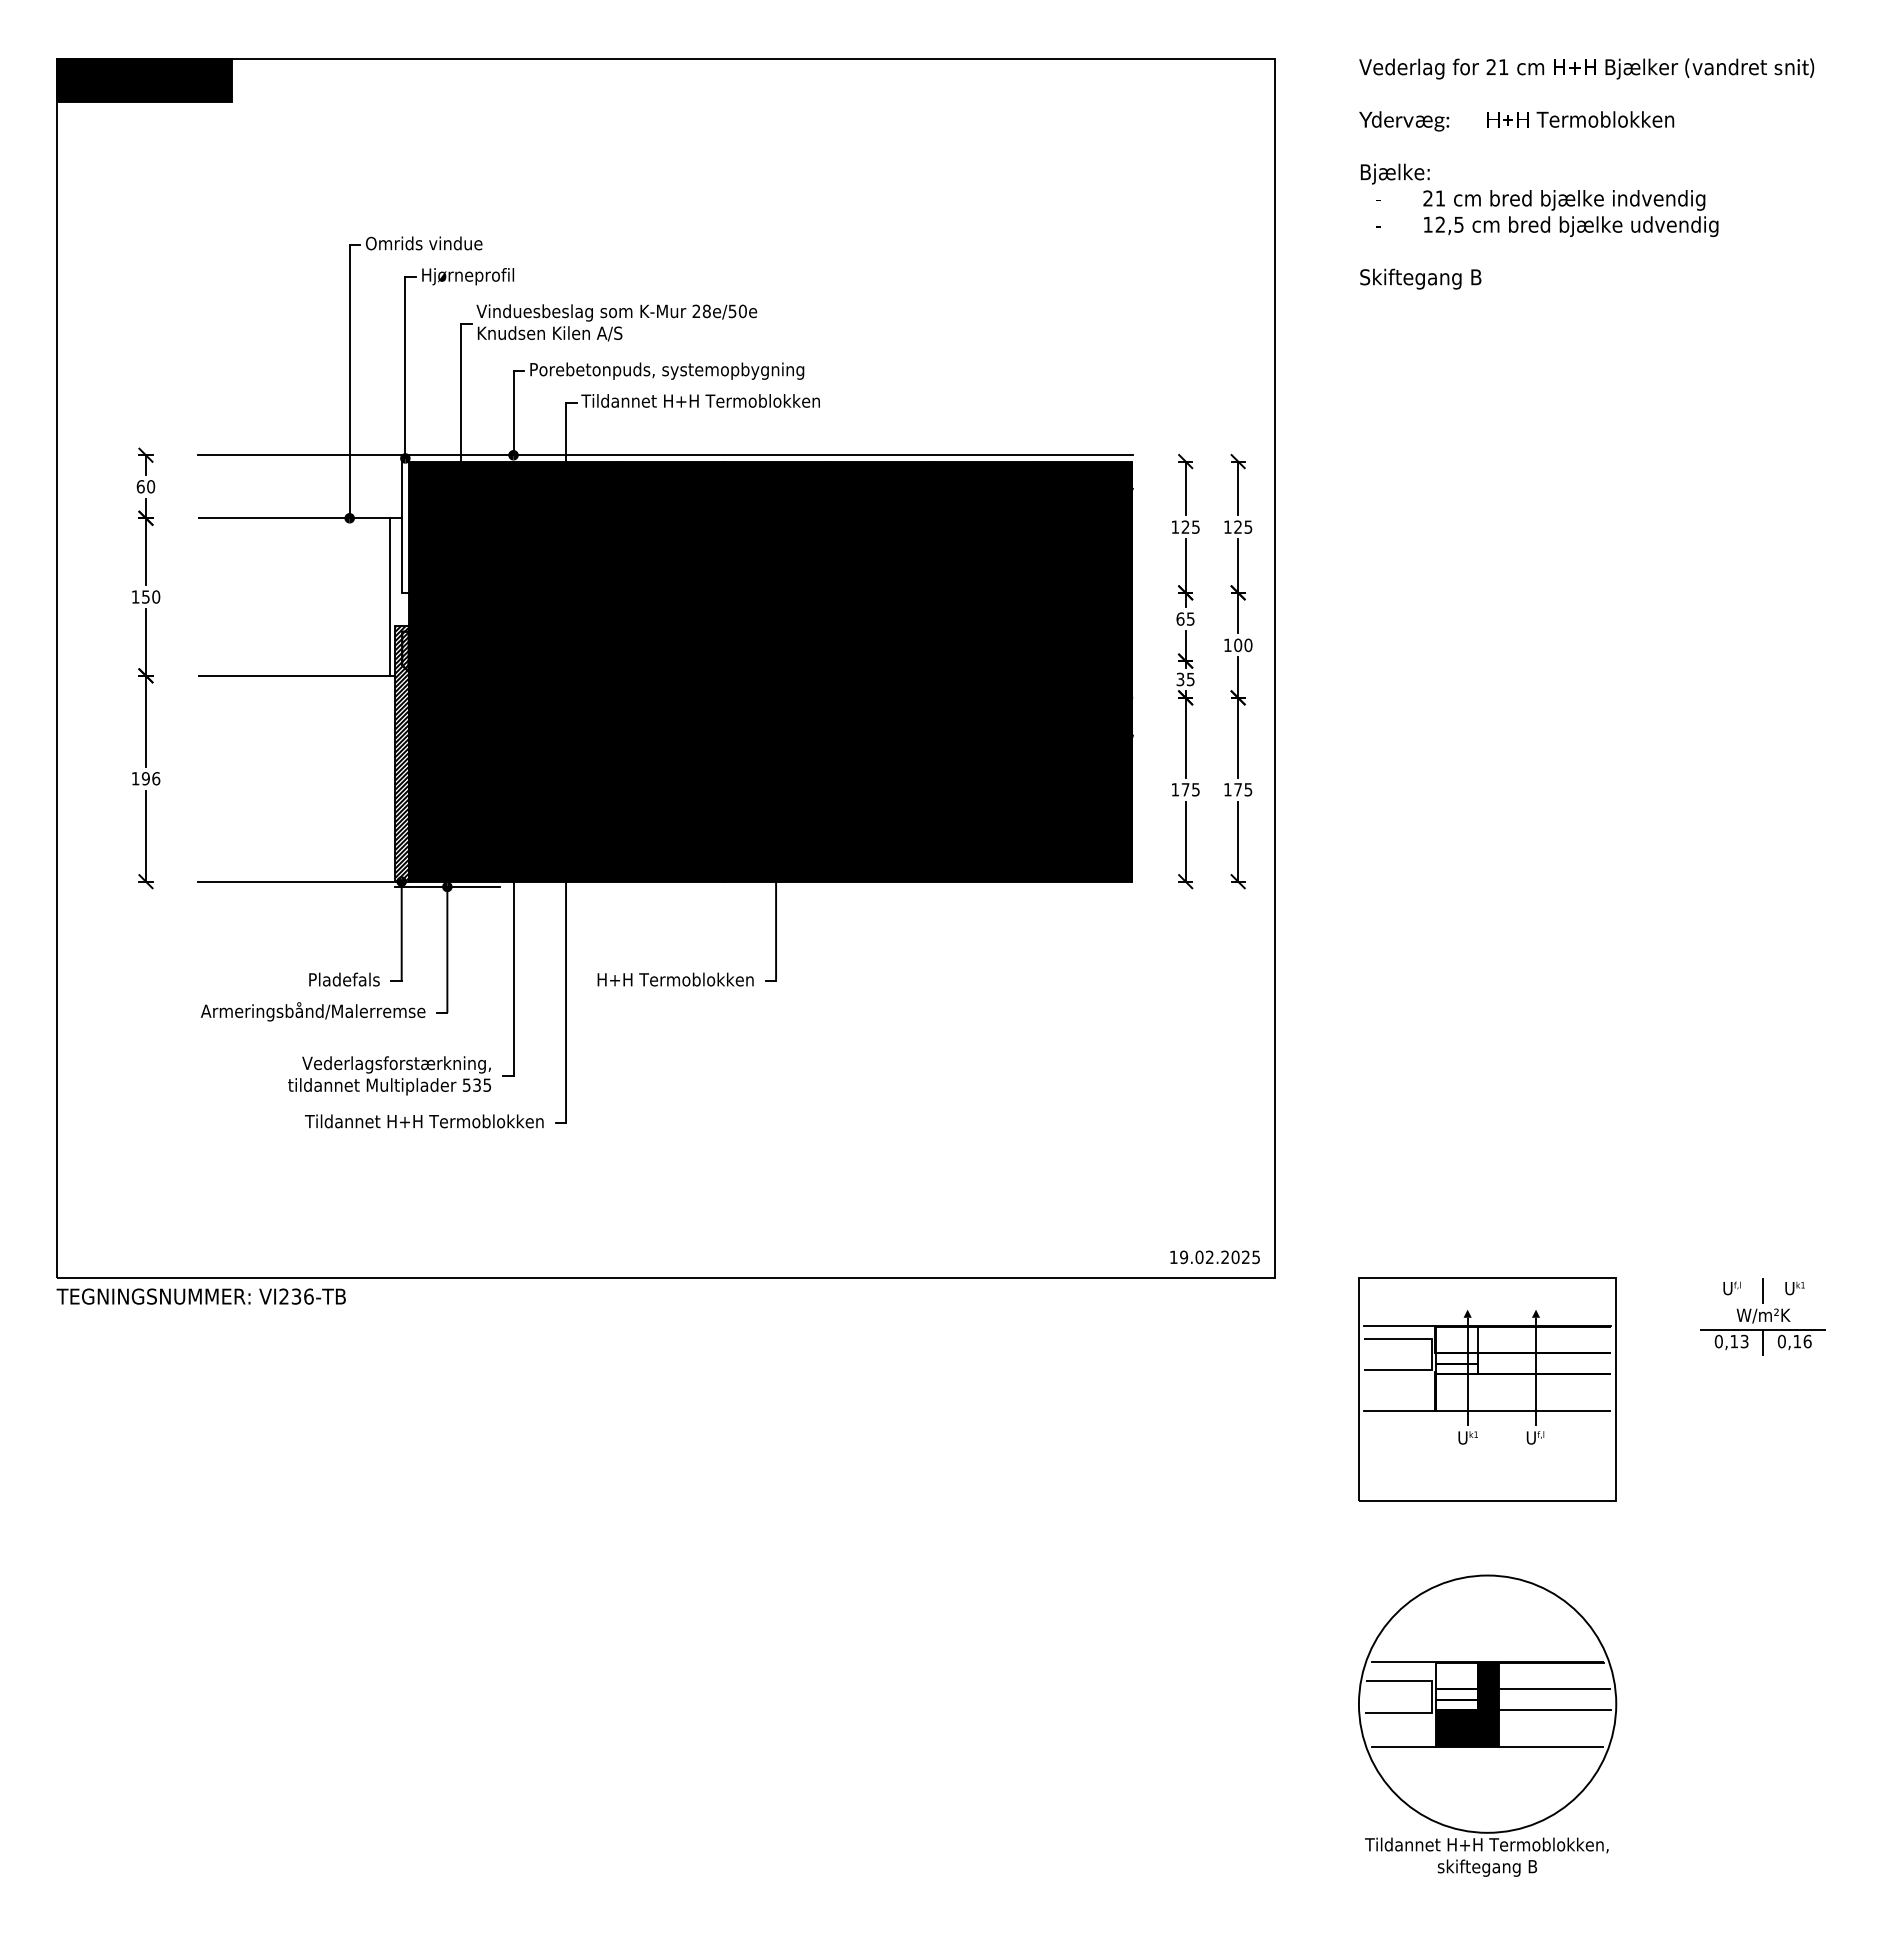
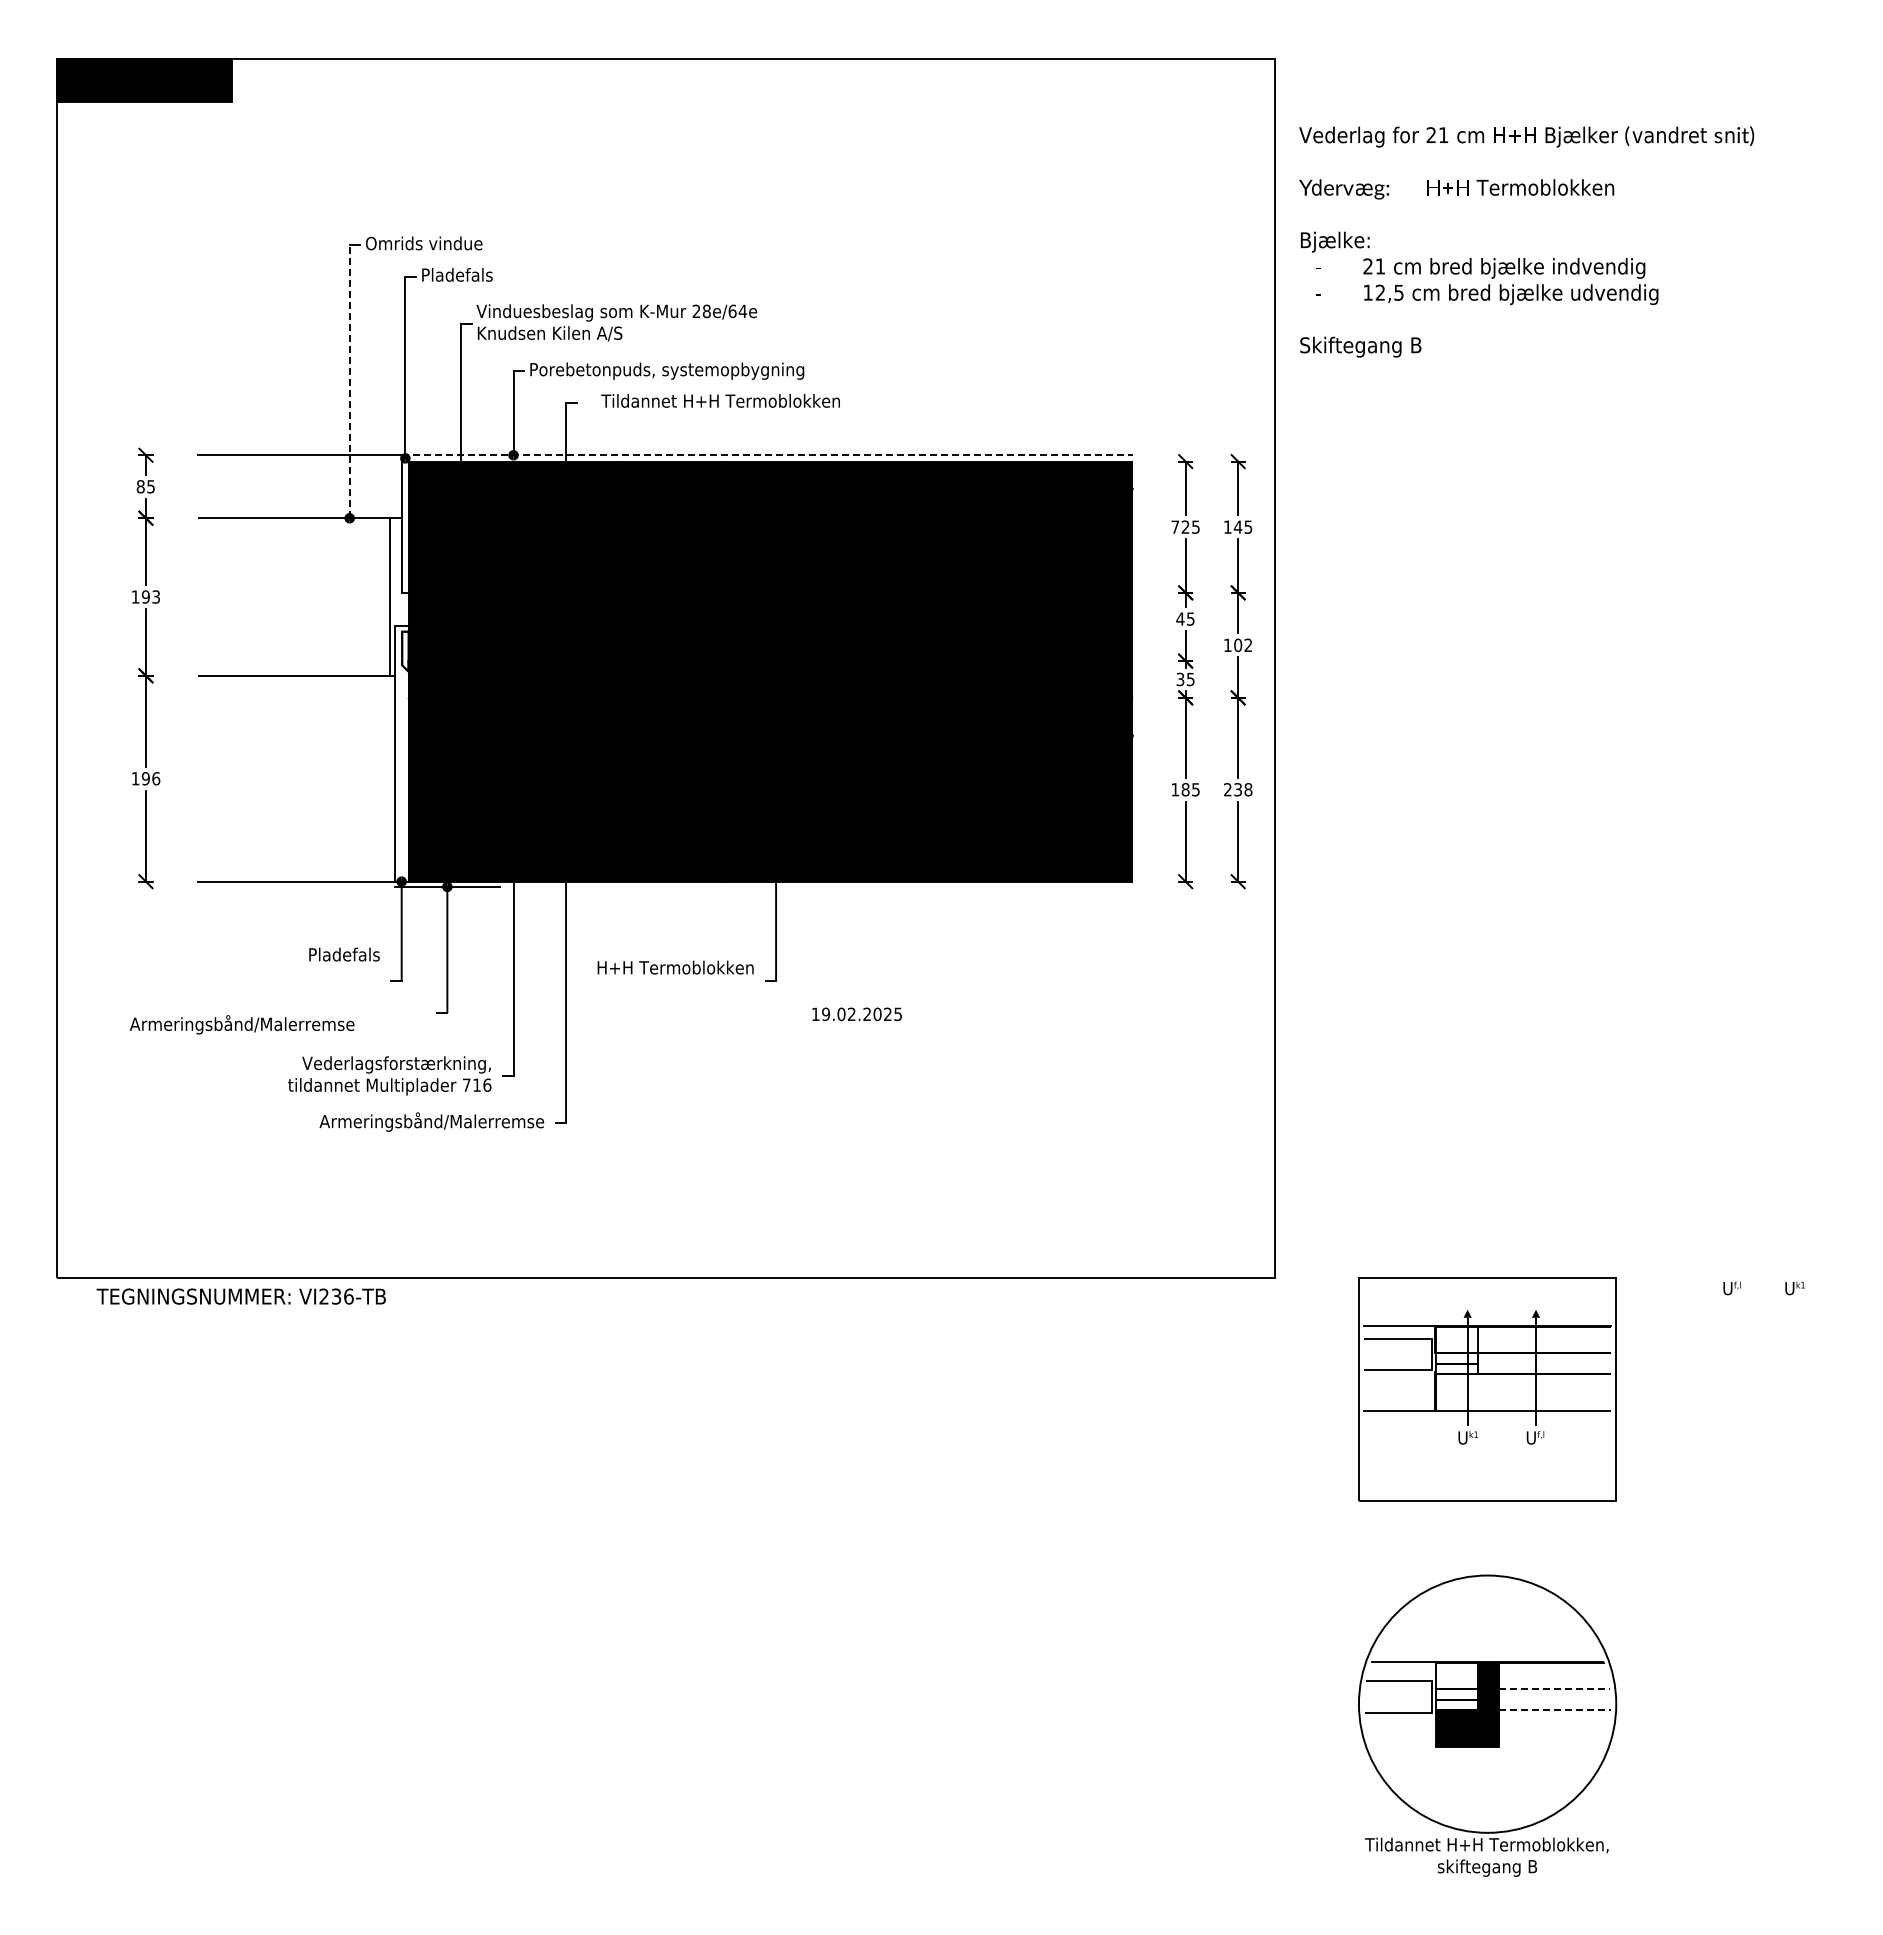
text position: (1586, 173) -> (1526, 241) (1526, 241)
text: Hjørneprofil -> Pladefals (468, 276)
text: 28e/50e -> 28e/64e (737, 311)
line: solid -> dashed (349, 381)
text position: (700, 400) -> (720, 400) (720, 400)
line: solid -> dashed (768, 455)
text: 60 -> 85 (145, 486)
text: 125 -> 725 (1174, 526)
text: 125 -> 145 (1237, 526)
text: 150 -> 193 (150, 596)
text: 65 -> 45 (1180, 618)
text: 100 -> 102 (1248, 645)
hatch: present -> none (401, 753)
text: 175 -> 185 (1185, 789)
text: 175 -> 238 (1238, 789)
text position: (344, 979) -> (344, 954) (344, 954)
text position: (675, 979) -> (675, 967) (675, 967)
text position: (313, 1011) -> (242, 1024) (242, 1024)
text: 535 -> 716 (476, 1084)
text: Tildannet H+H Termoblokken -> Armeringsbånd/Malerremse (424, 1121)
text position: (1214, 1257) -> (856, 1014) (856, 1014)
text position: (200, 1296) -> (240, 1296) (240, 1296)
part: present -> none (1762, 1316)
line: solid -> dashed (1555, 1689)
line: solid -> dashed (1555, 1710)
line: present -> none (1403, 1746)
line: present -> none (1551, 1746)
